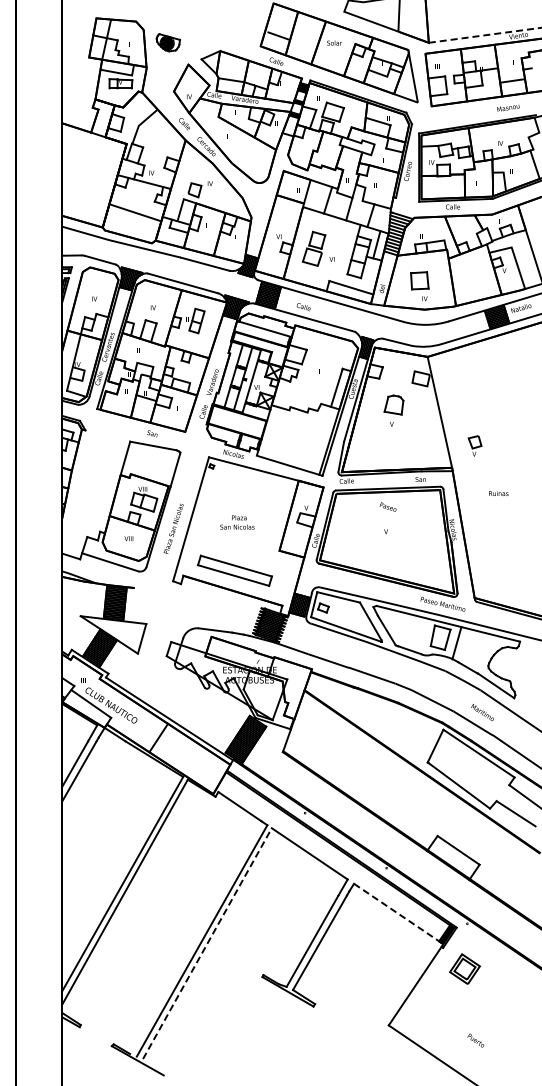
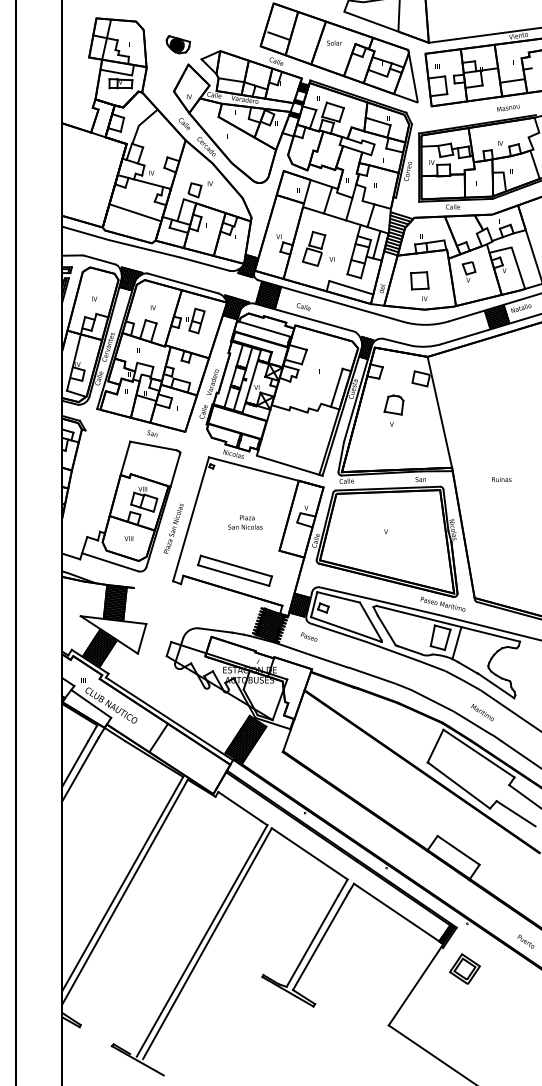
line: dashed -> solid (485, 35)
part position: (167, 42) -> (177, 44) (177, 44)
part position: (474, 445) -> (468, 271) (468, 271)
text position: (498, 493) -> (501, 479) (501, 479)
text position: (387, 506) -> (308, 636) (308, 636)
text position: (237, 522) -> (245, 522) (245, 522)
line: dashed -> solid (398, 914)
line: dashed -> solid (207, 943)
text position: (475, 1040) -> (525, 941) (525, 941)
